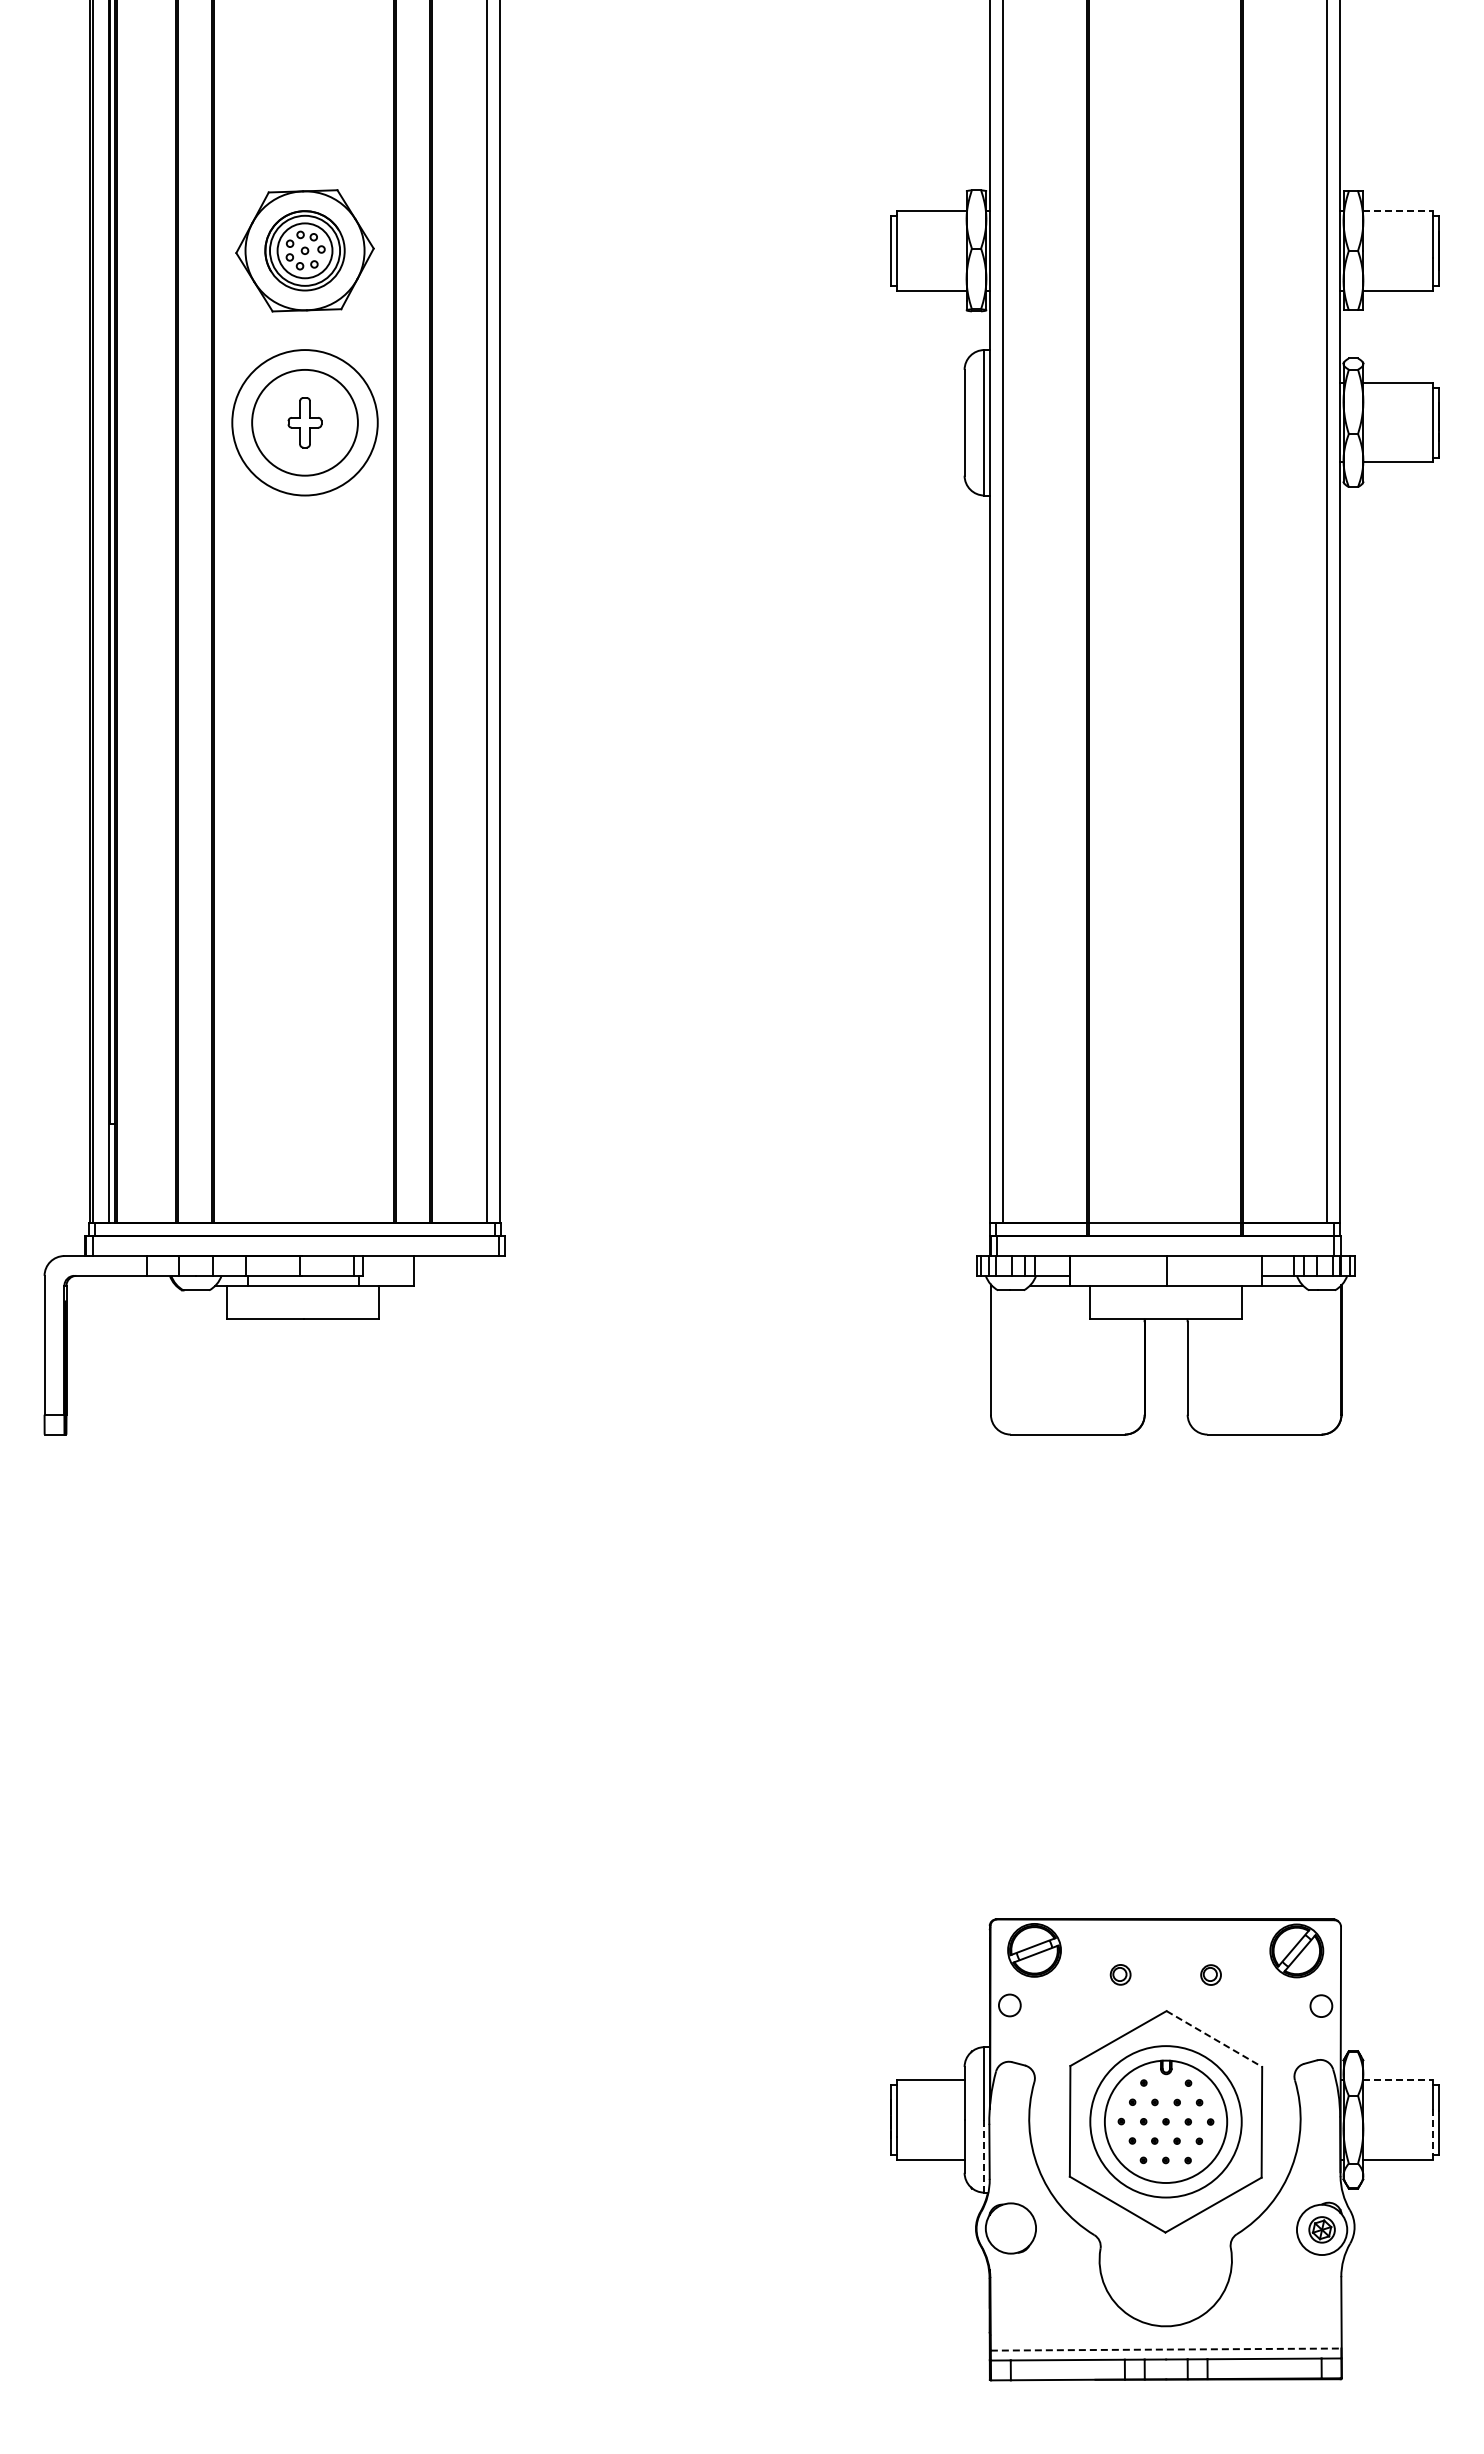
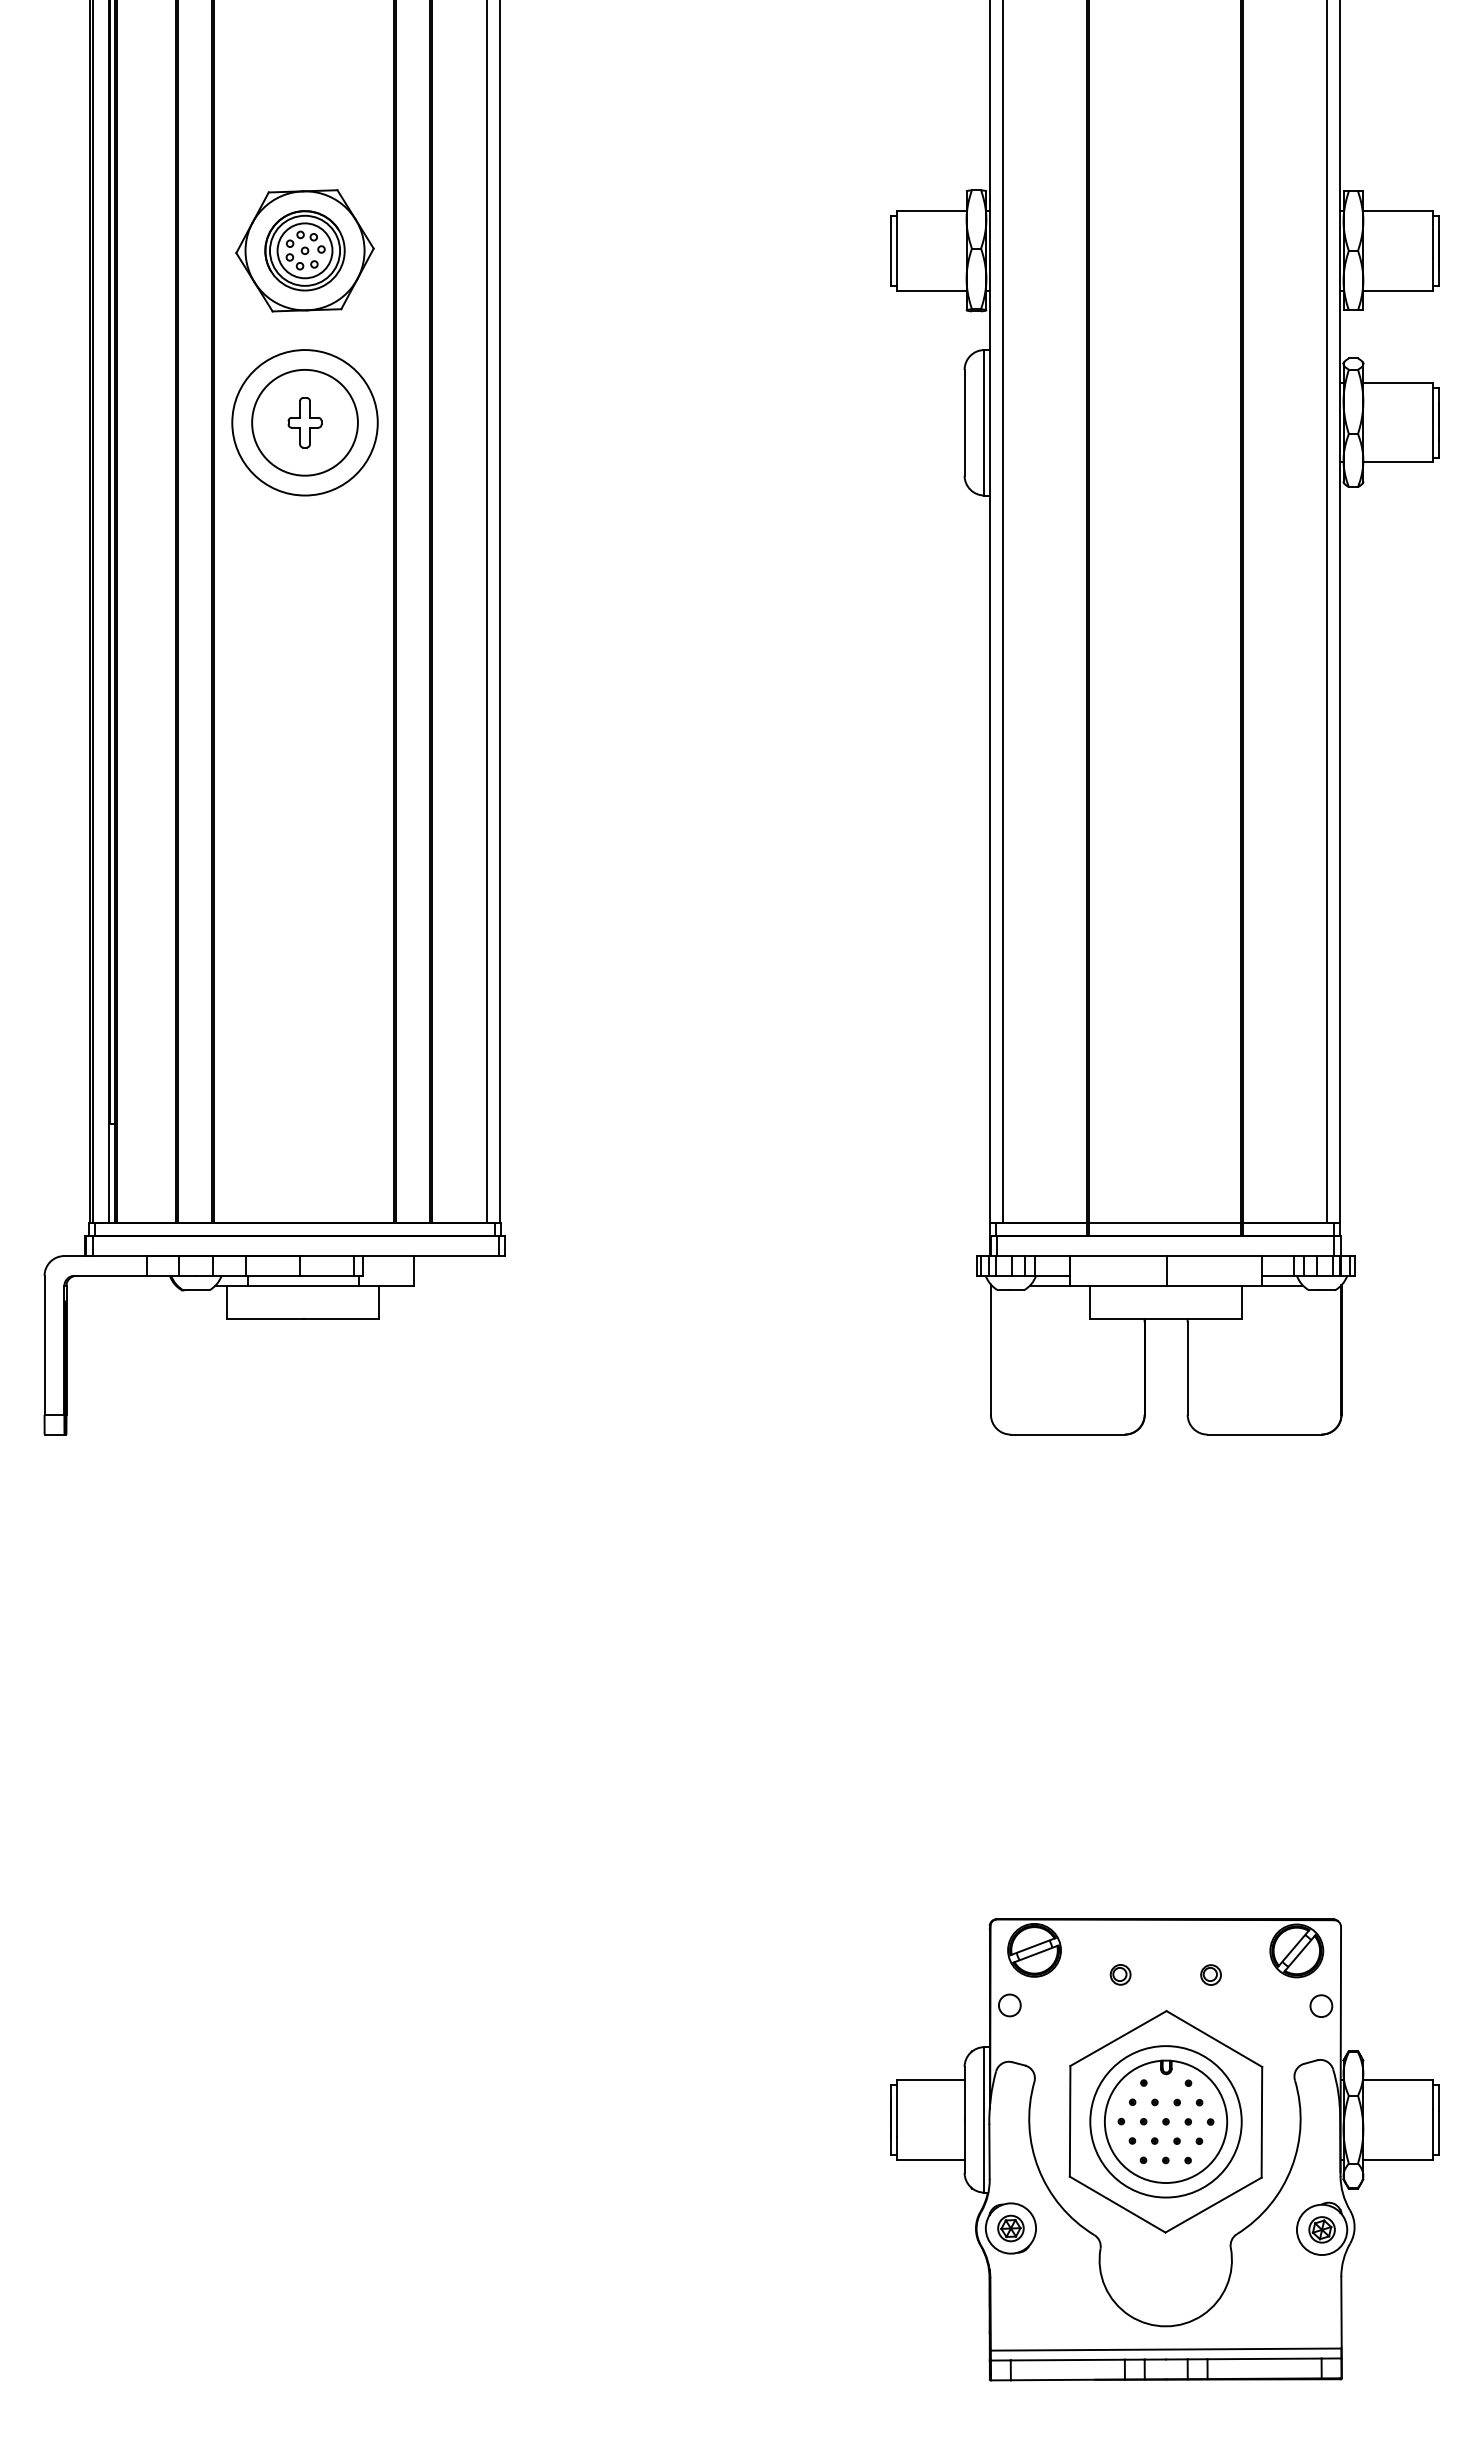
line: dashed -> solid (1398, 211)
line: dashed -> solid (1214, 2039)
line: dashed -> solid (1398, 2080)
line: dashed -> solid (1432, 2135)
line: dashed -> solid (984, 2155)
part: none -> present (1010, 2228)
line: dashed -> solid (1166, 2349)
